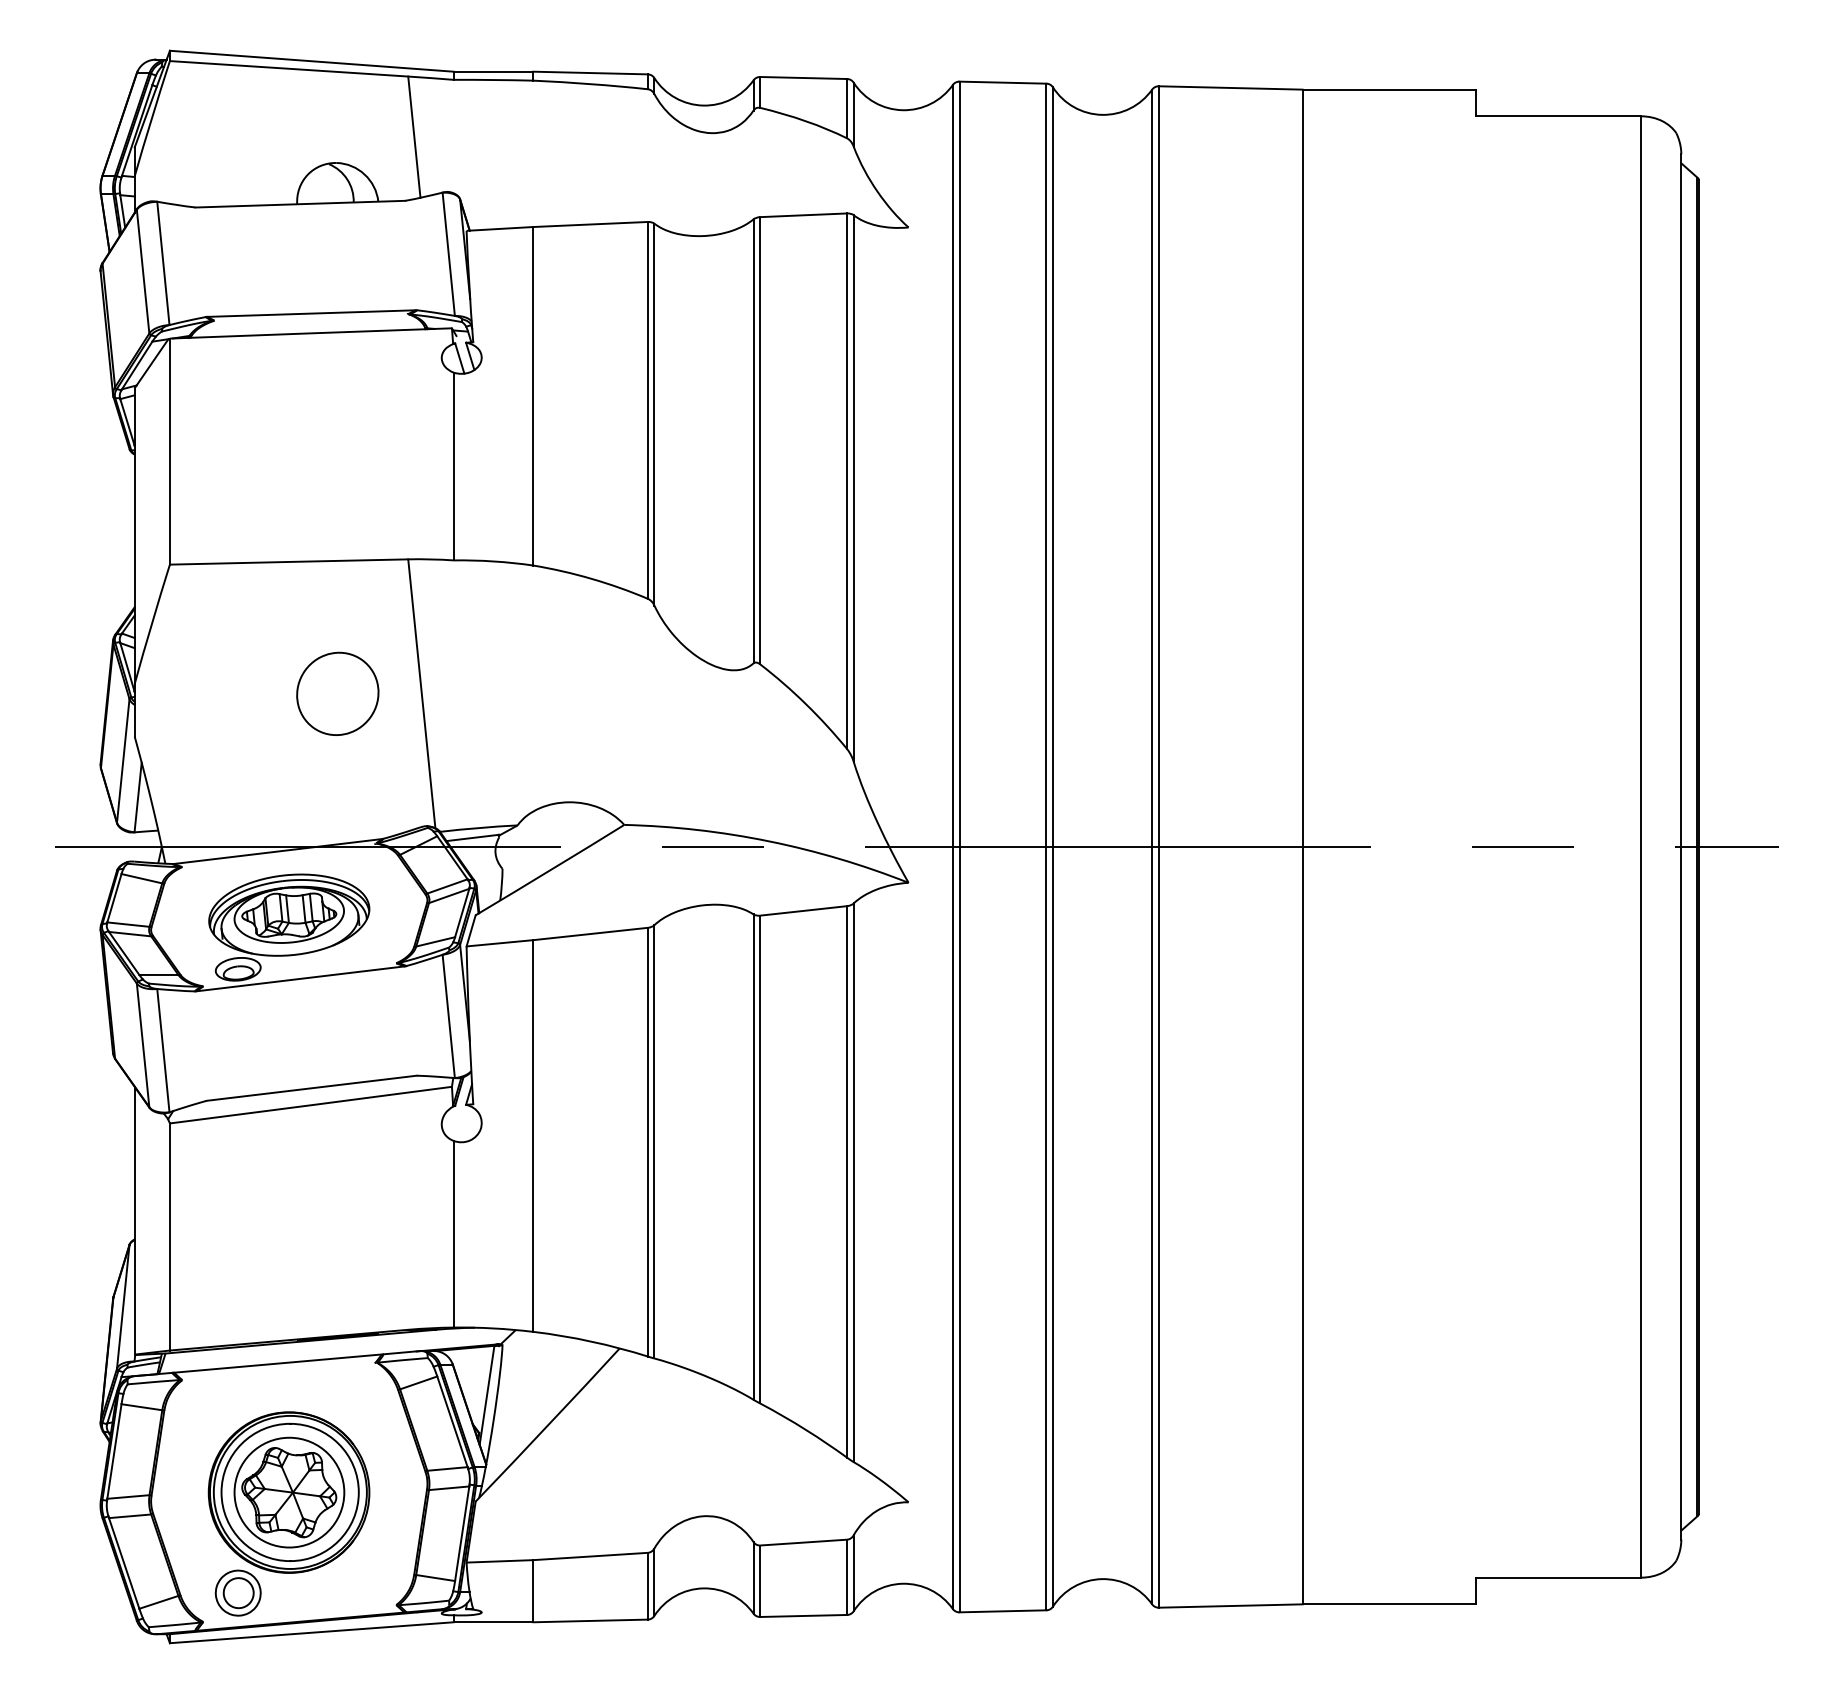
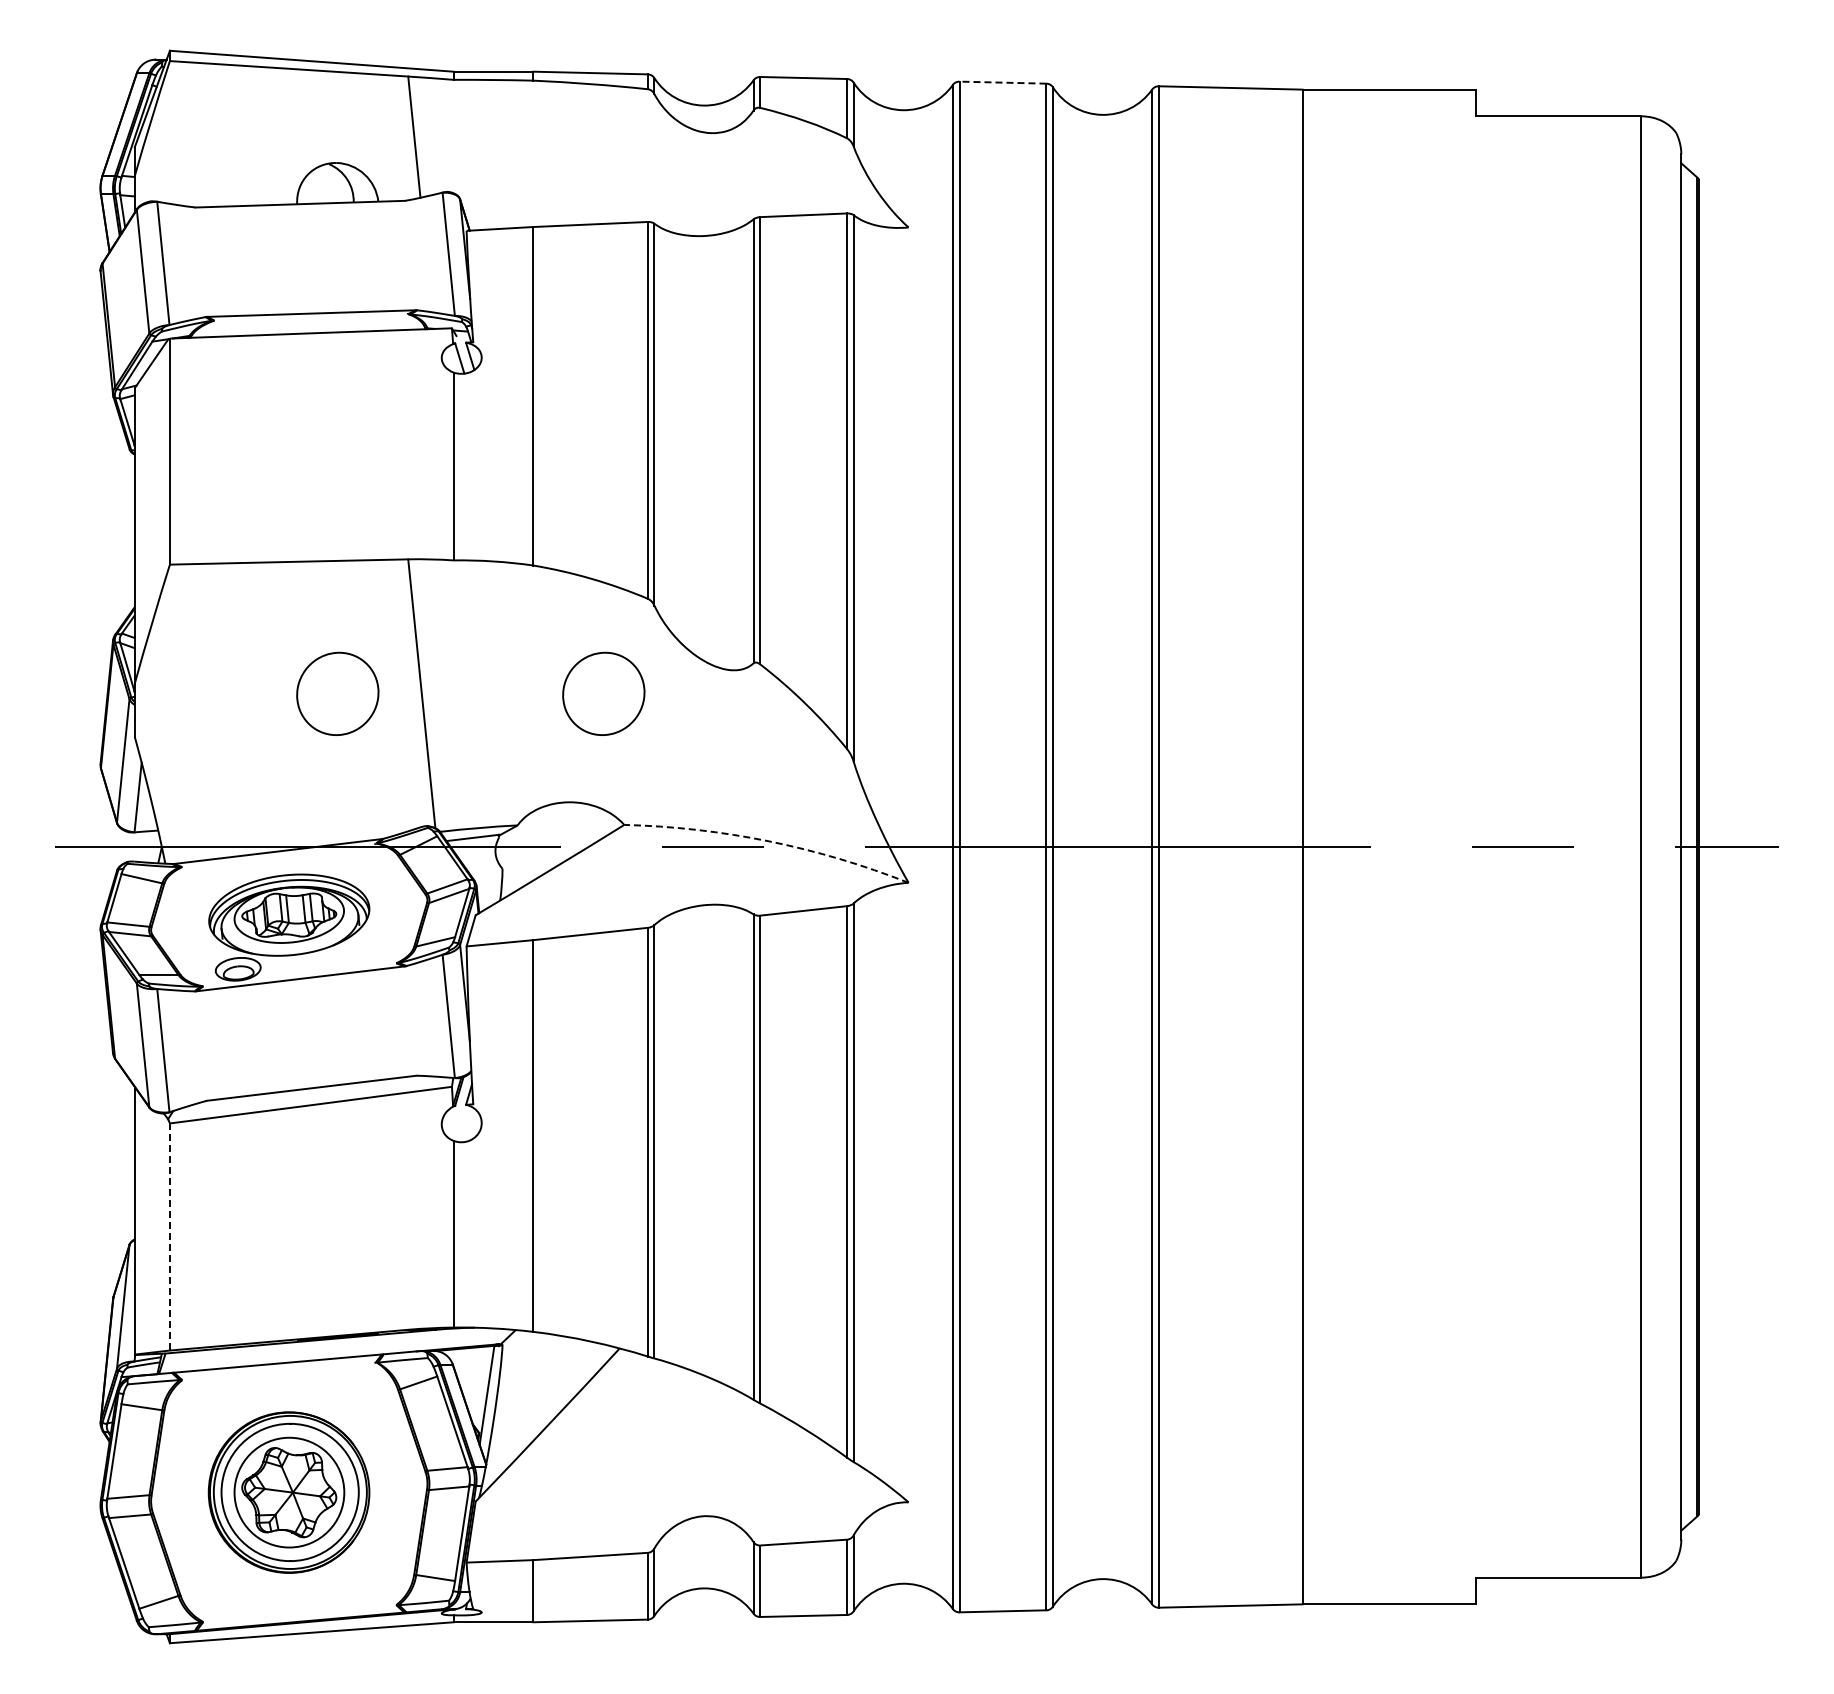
line: solid -> dashed (1002, 82)
part: none -> present (603, 693)
arc: solid -> dashed (769, 841)
line: solid -> dashed (169, 1236)
part: present -> none (237, 1592)
